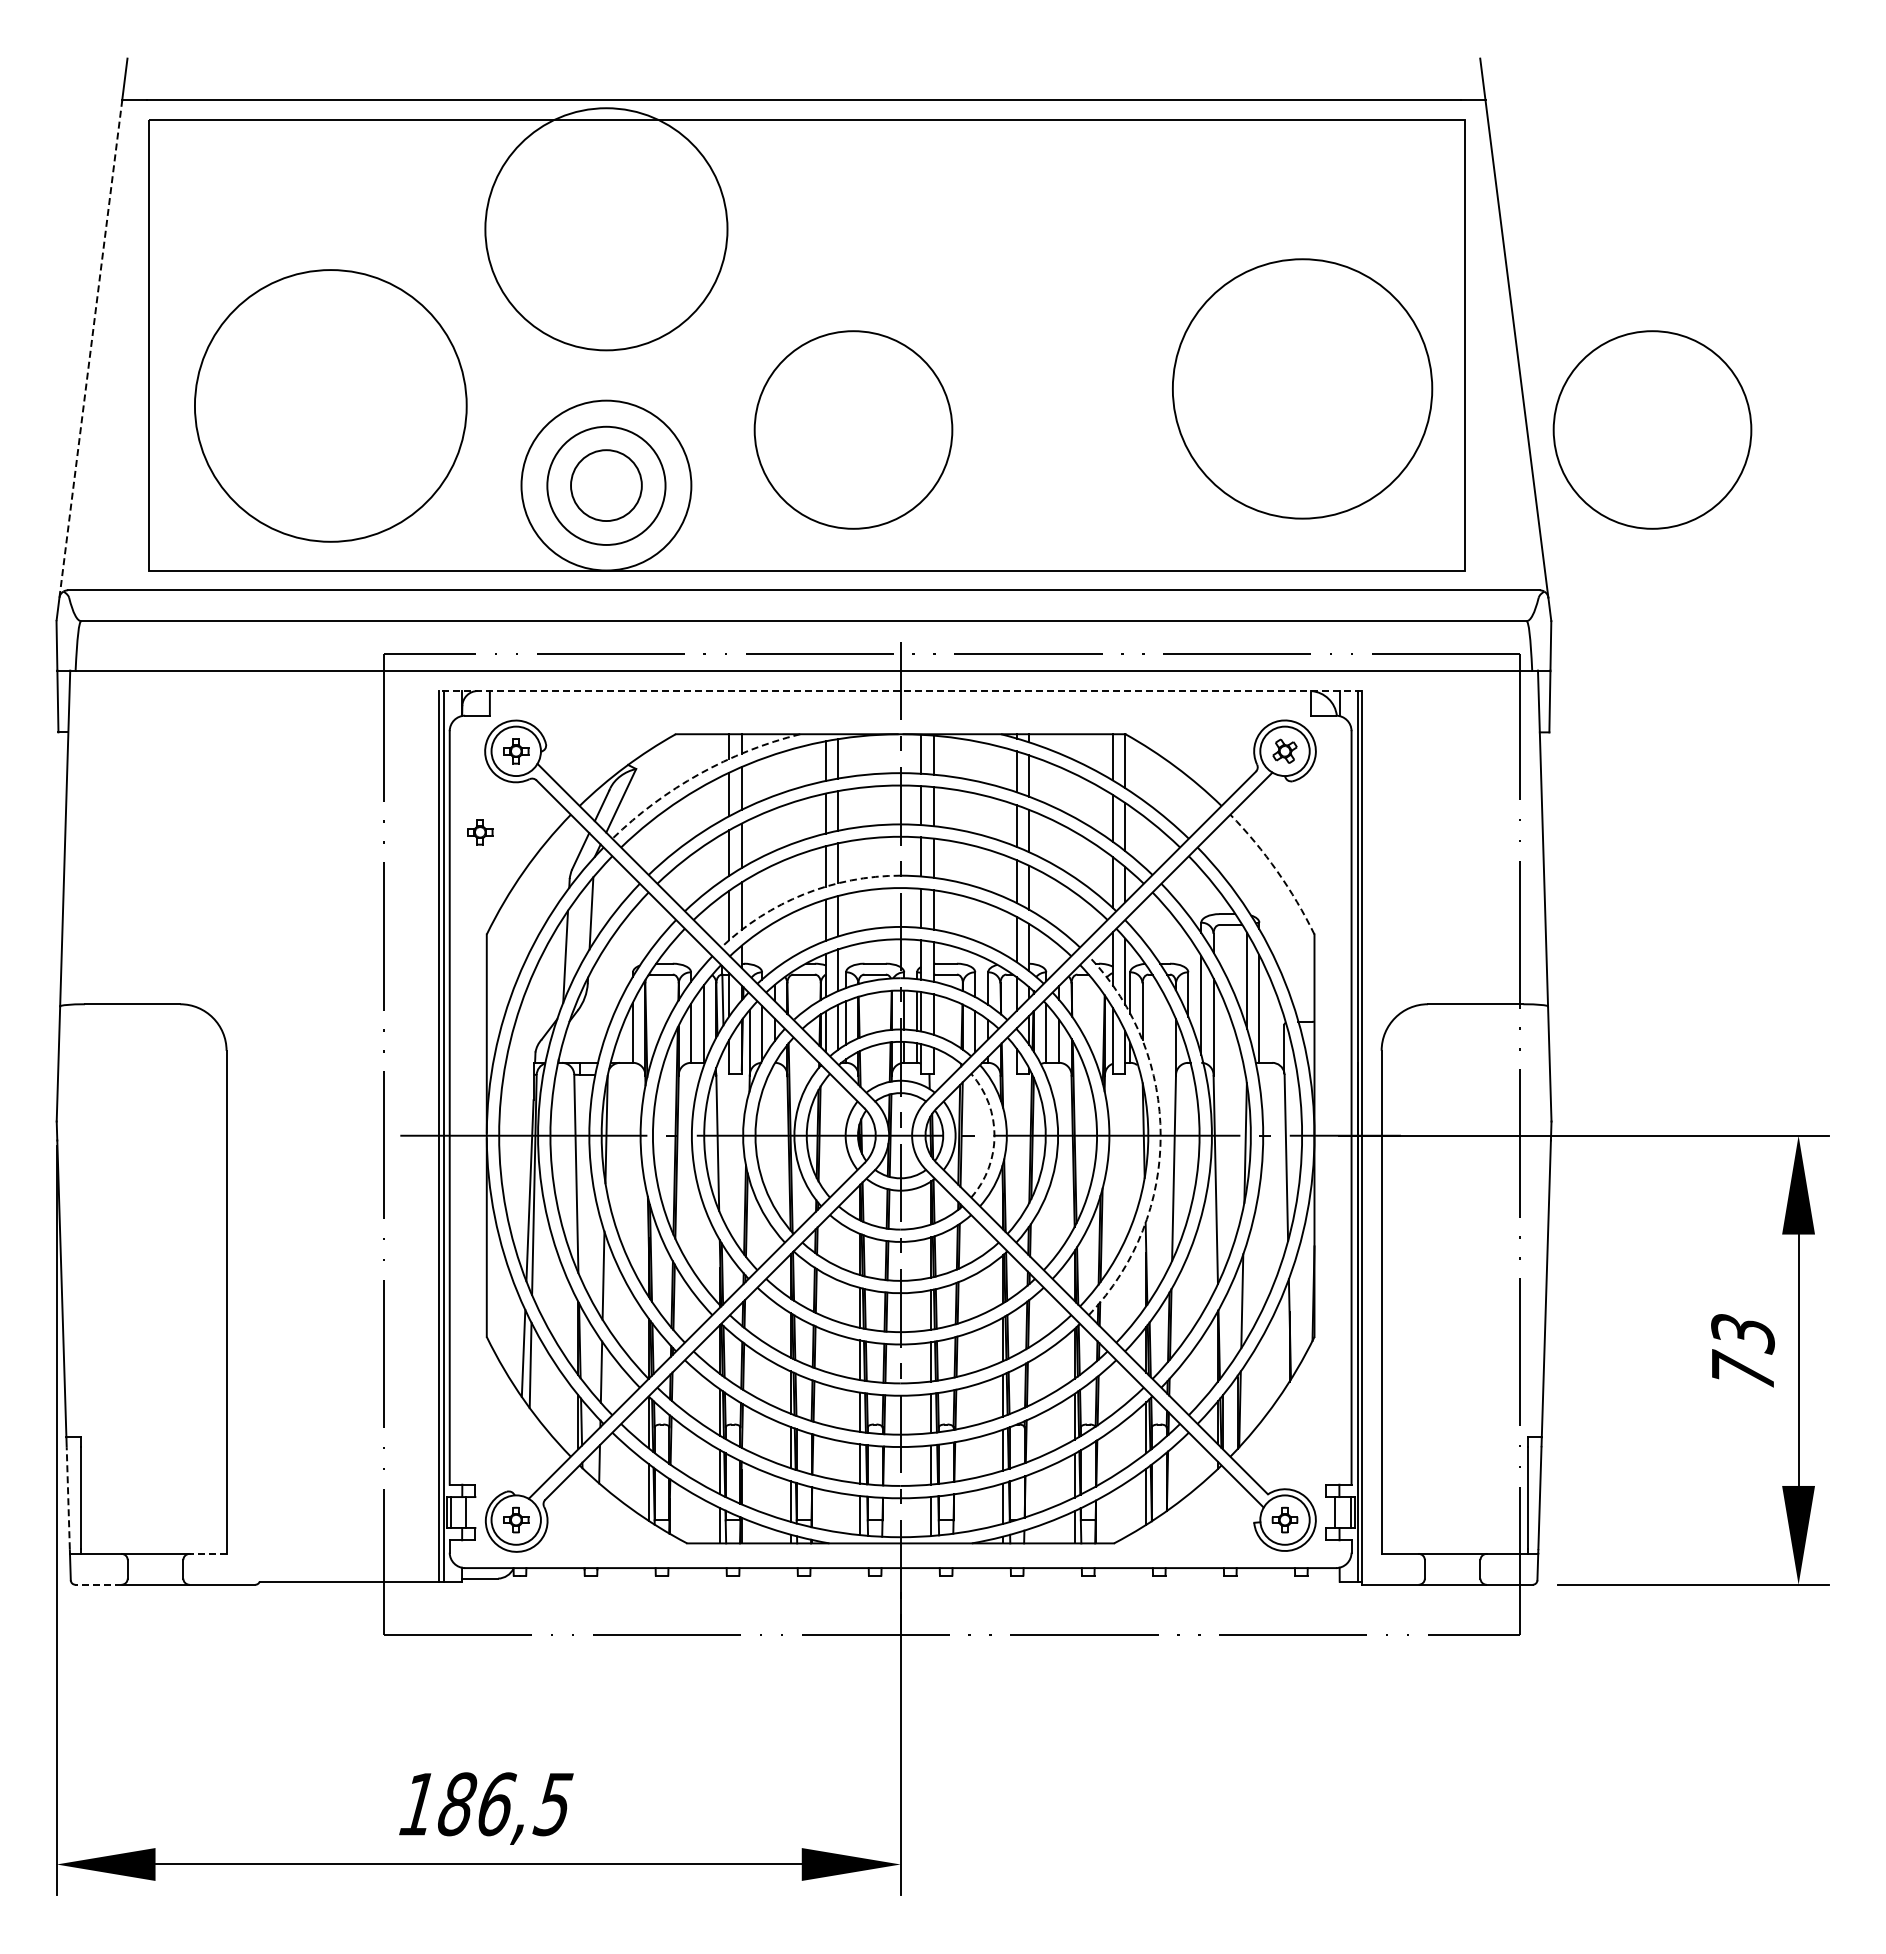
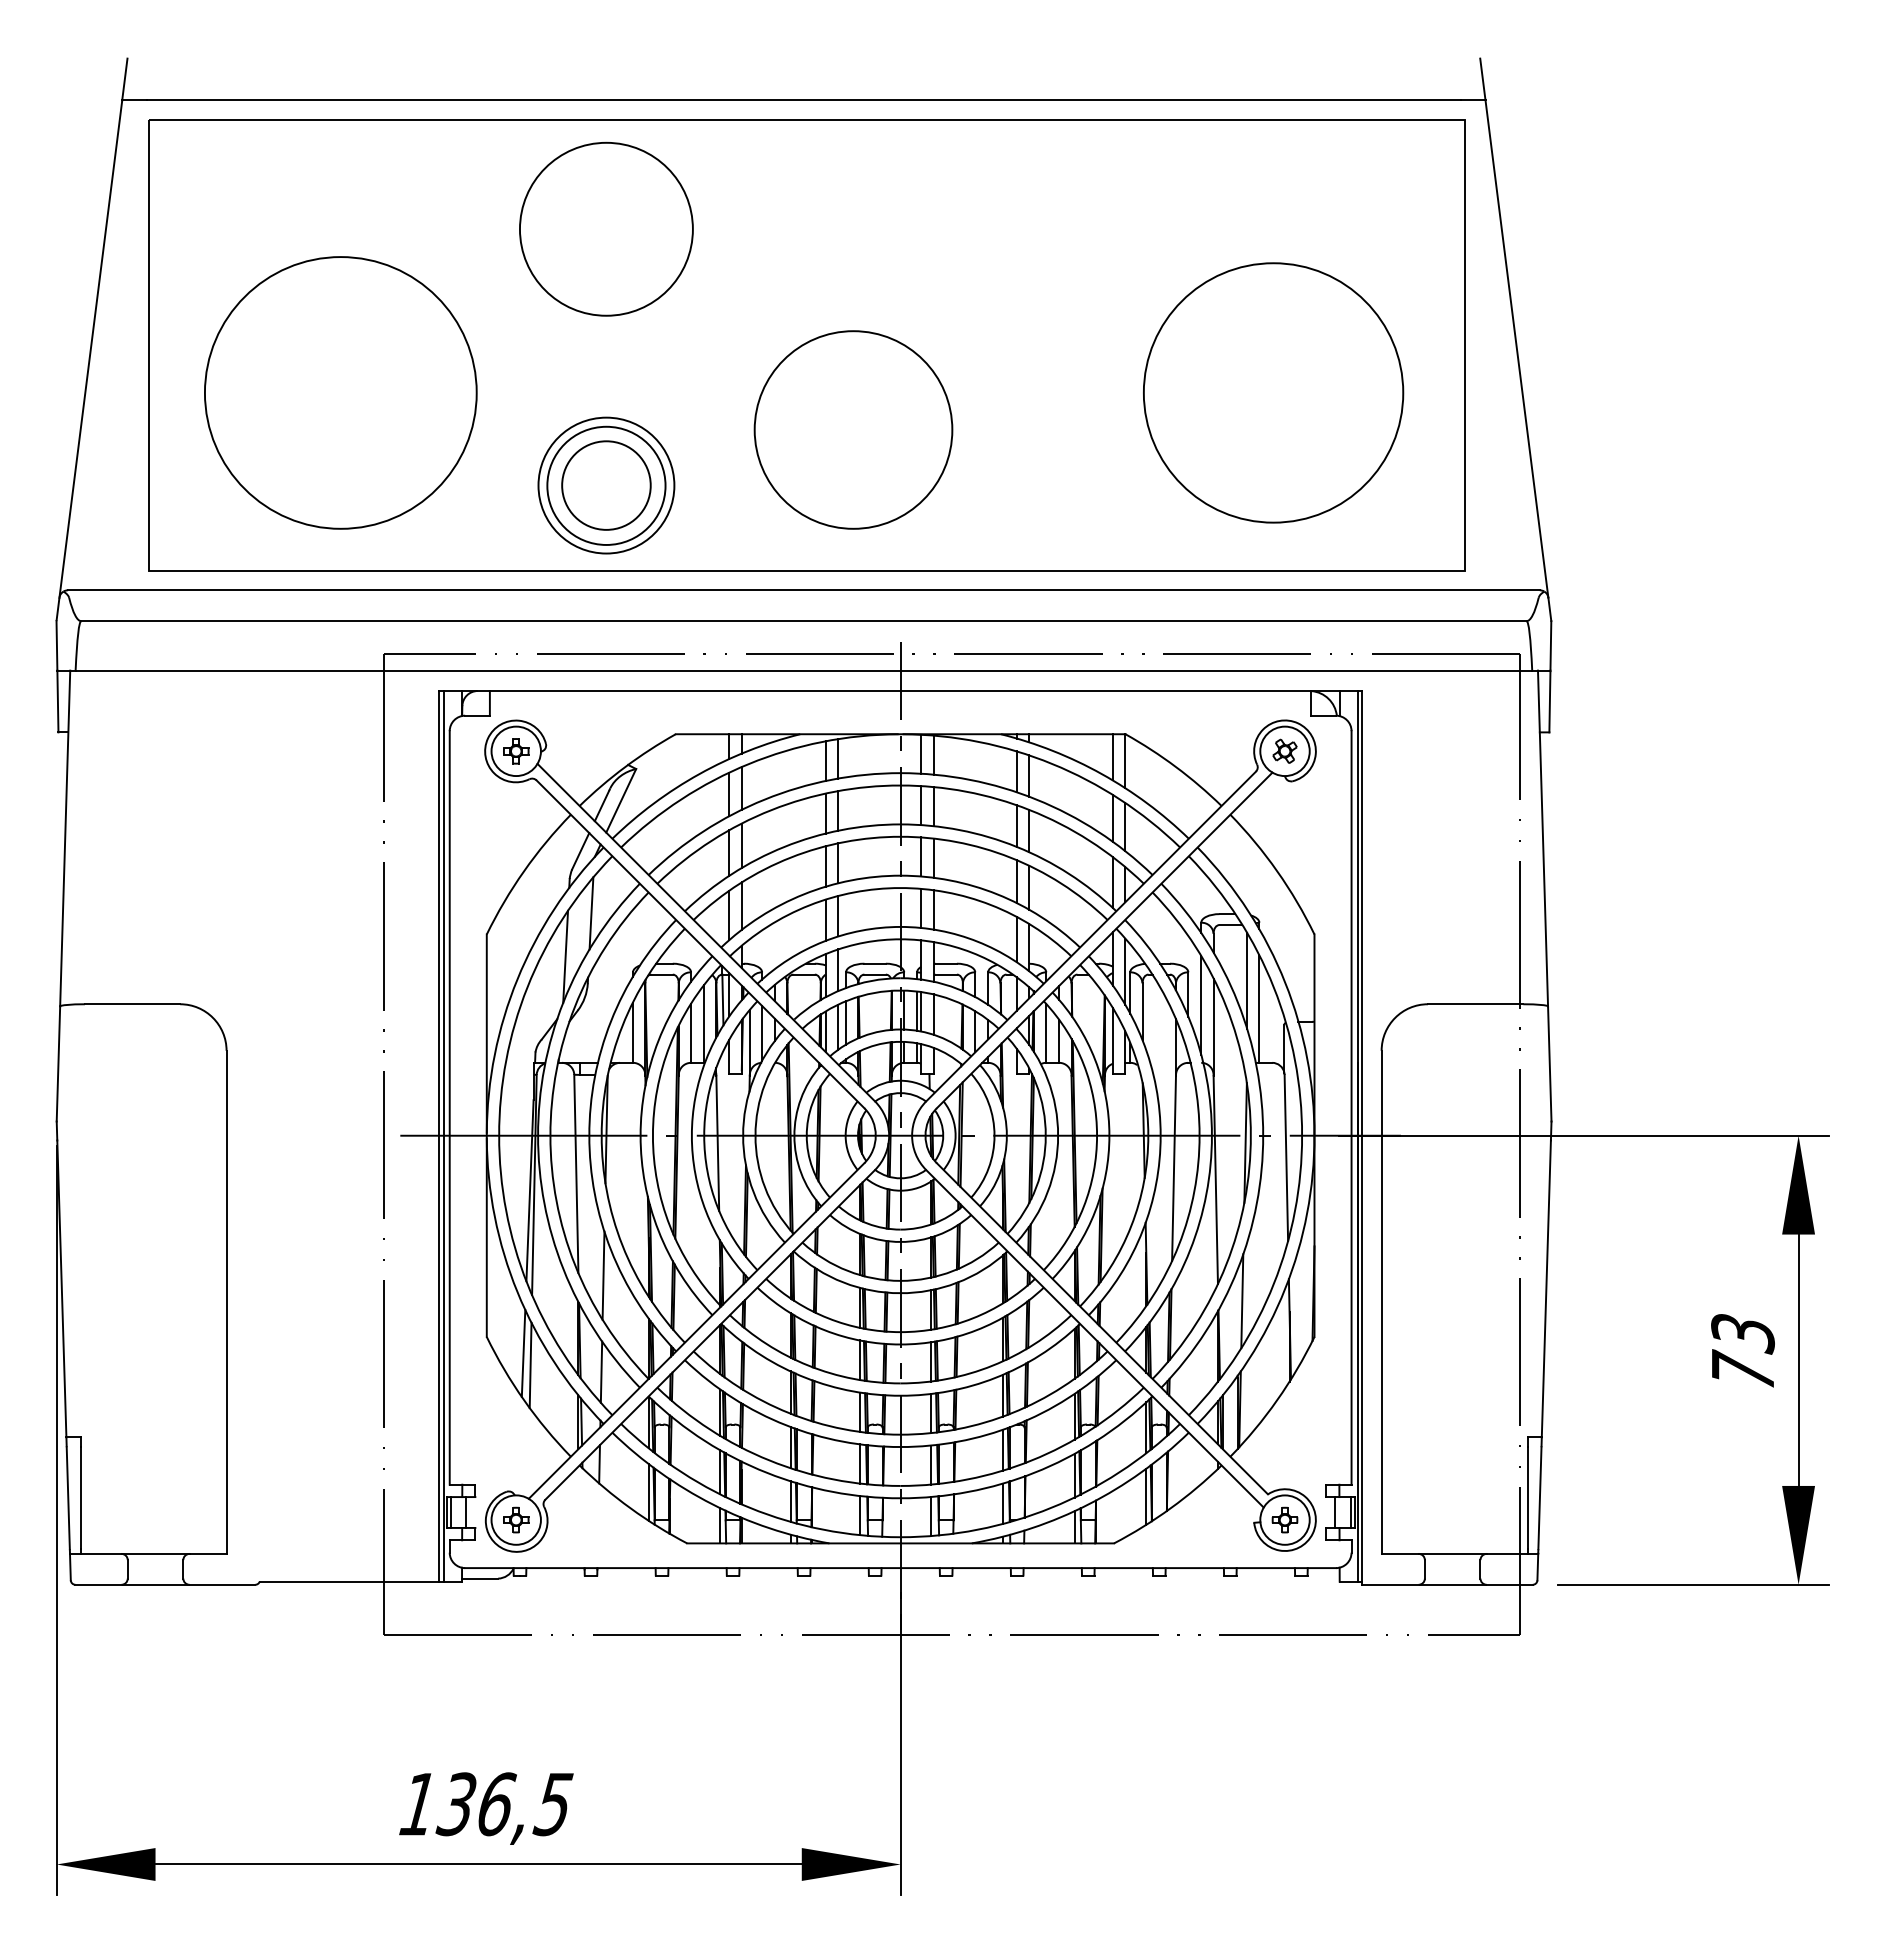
circle diameter: 242 px -> 173 px (605, 228)
line: dashed -> solid (90, 349)
circle position: (1302, 388) -> (1273, 392) (1273, 392)
circle position: (330, 405) -> (340, 392) (340, 392)
circle: present -> none (1652, 429)
circle diameter: 170 px -> 136 px (606, 485)
circle diameter: 71 px -> 89 px (606, 485)
line: dashed -> solid (900, 691)
arc: dashed -> solid (699, 774)
part: present -> none (480, 832)
arc: dashed -> solid (1277, 871)
arc: dashed -> solid (803, 894)
arc: dashed -> solid (994, 1135)
arc: dashed -> solid (1160, 1135)
line: dashed -> solid (68, 1497)
line: dashed -> solid (208, 1553)
line: dashed -> solid (98, 1584)
text: 186,5 -> 136,5 (456, 1804)
